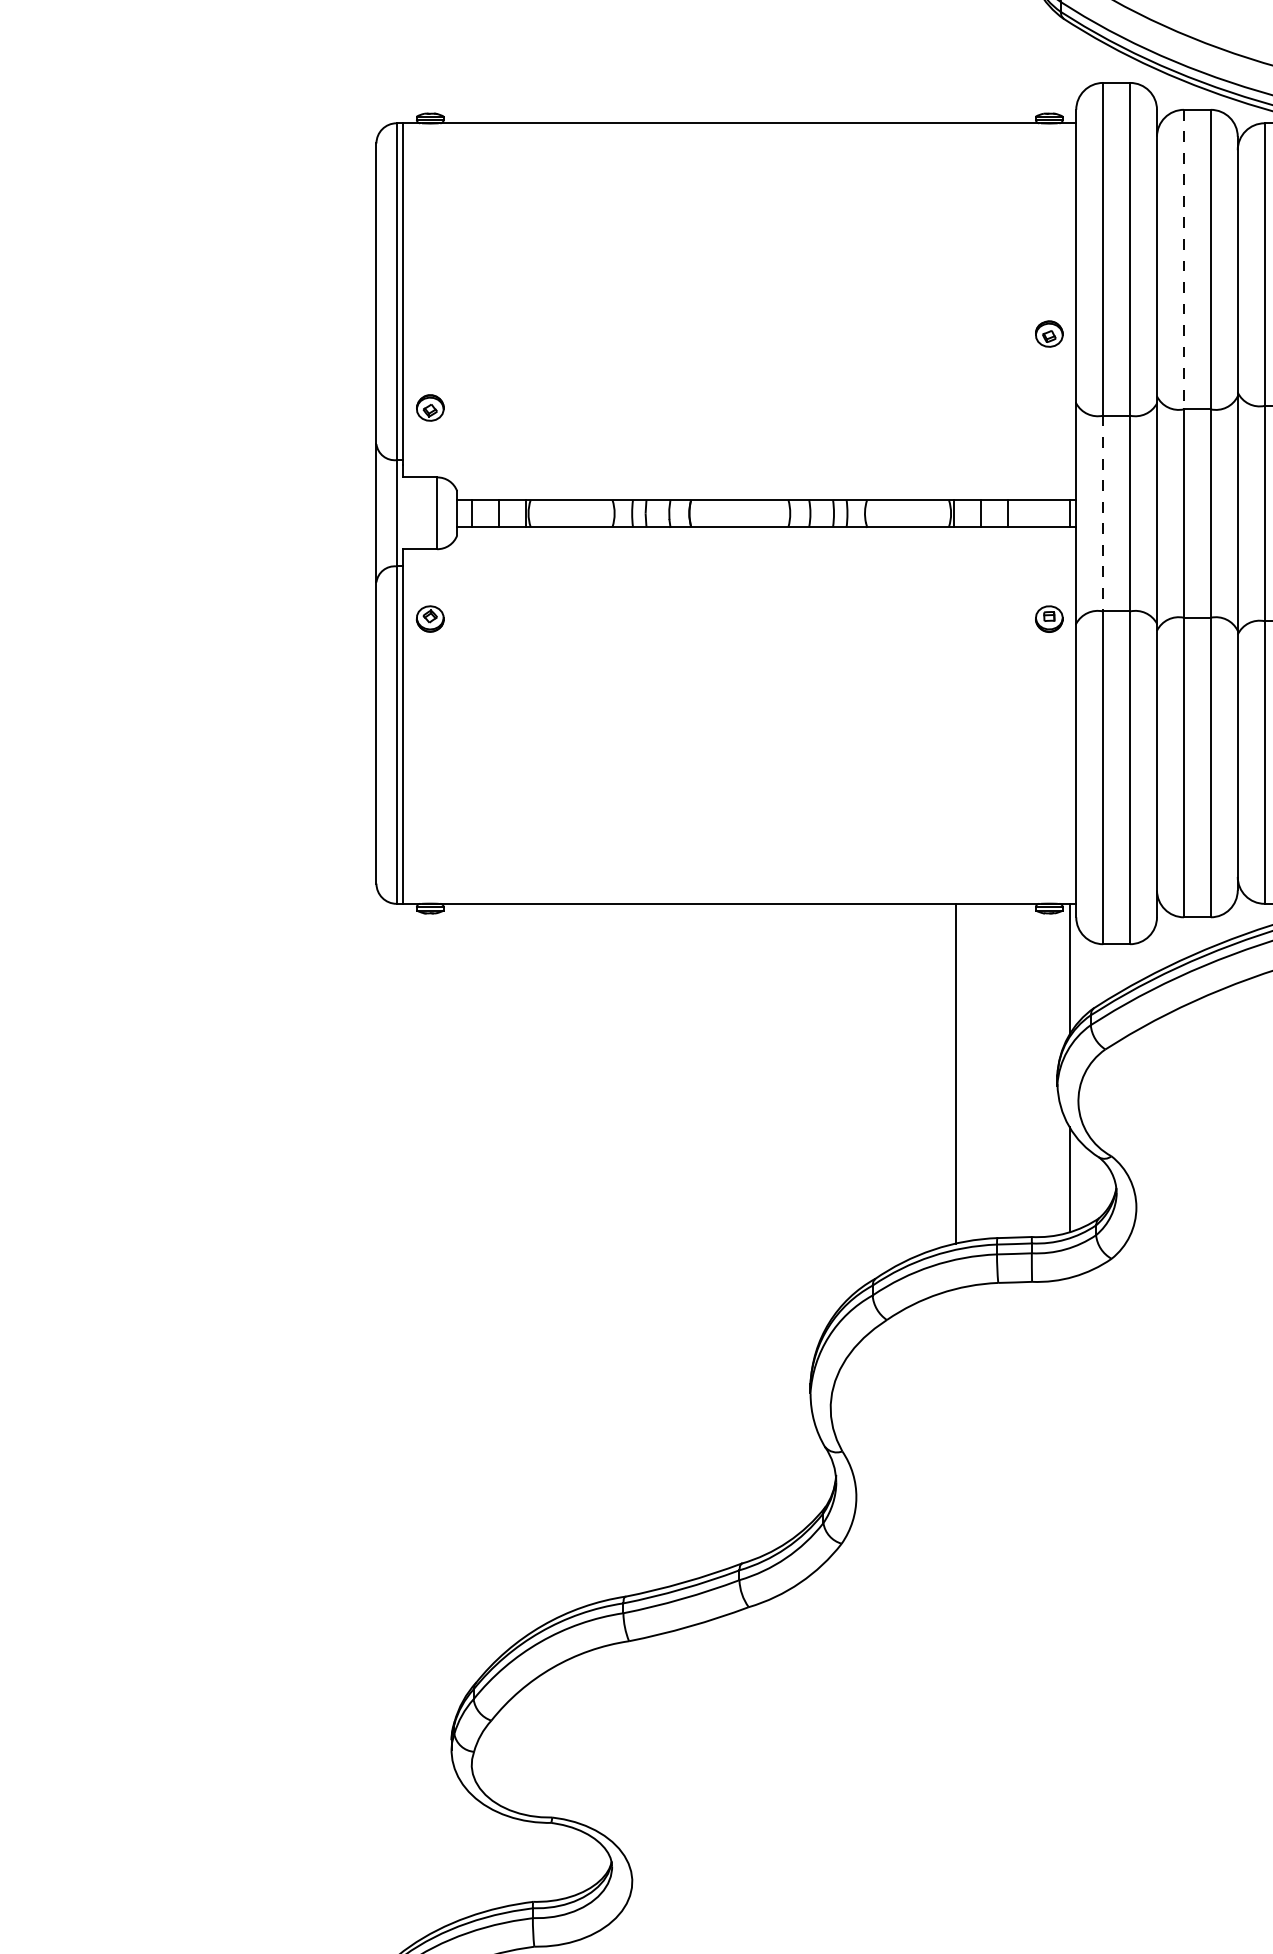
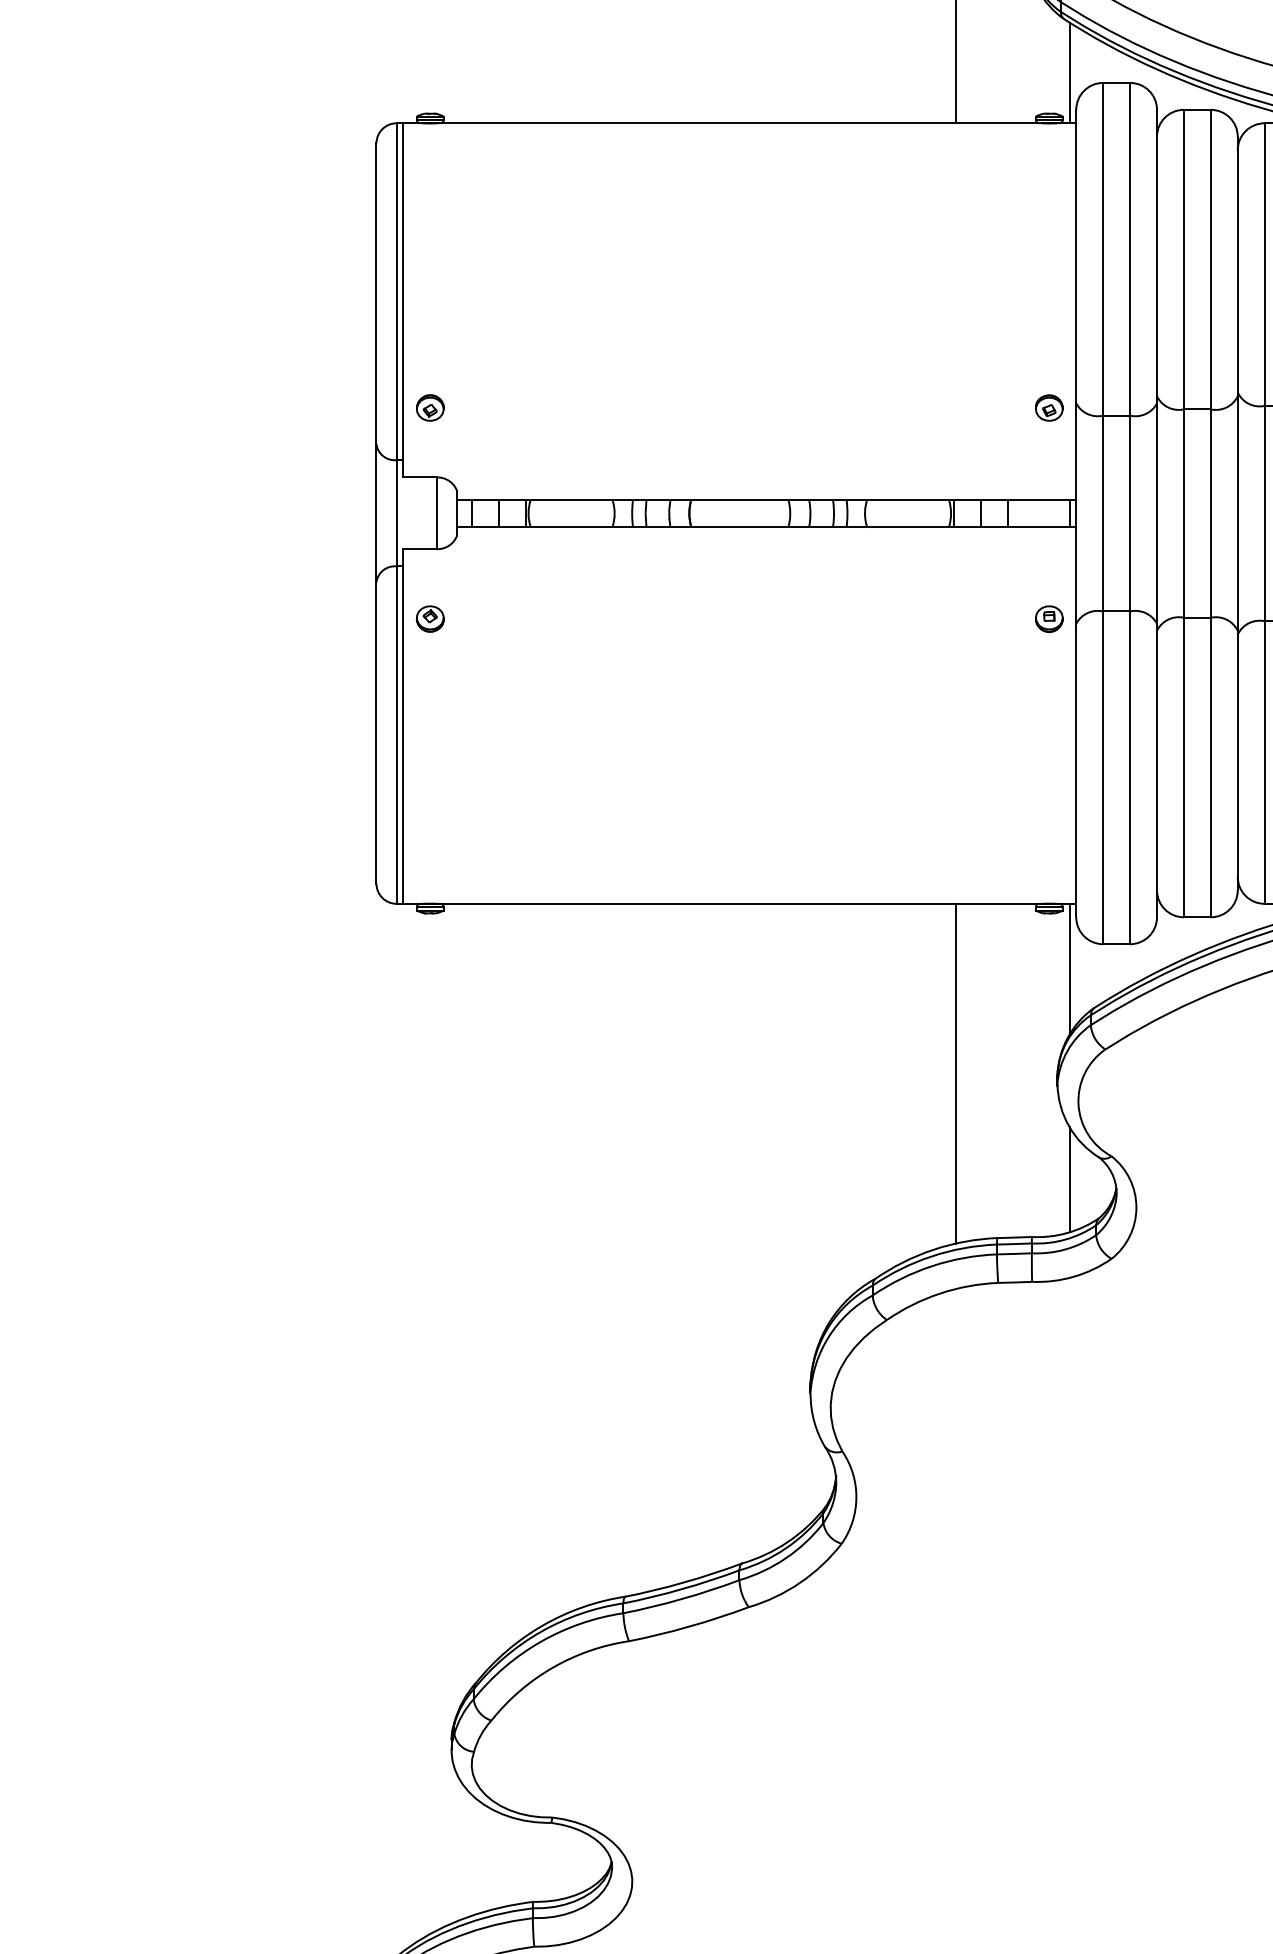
line: none -> present (956, 62)
line: none -> present (1069, 72)
line: dashed -> solid (1183, 259)
part position: (1049, 333) -> (1049, 407) (1049, 407)
line: dashed -> solid (1103, 513)
